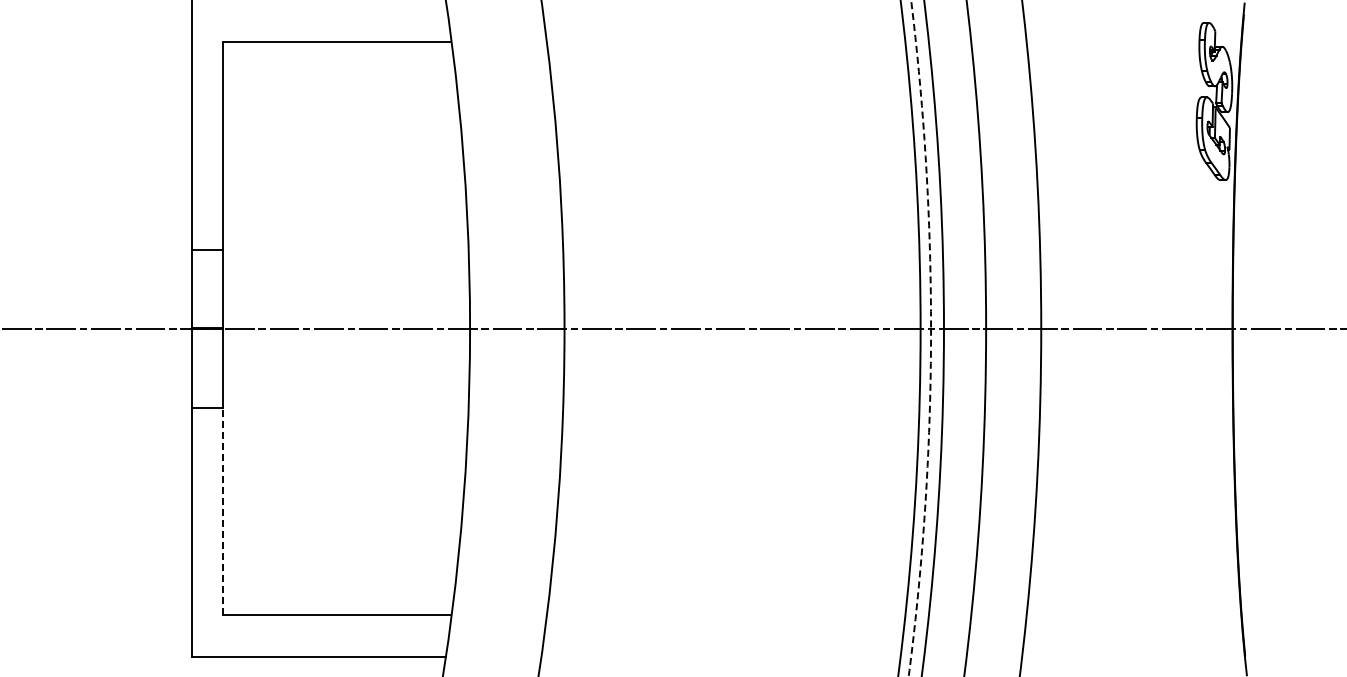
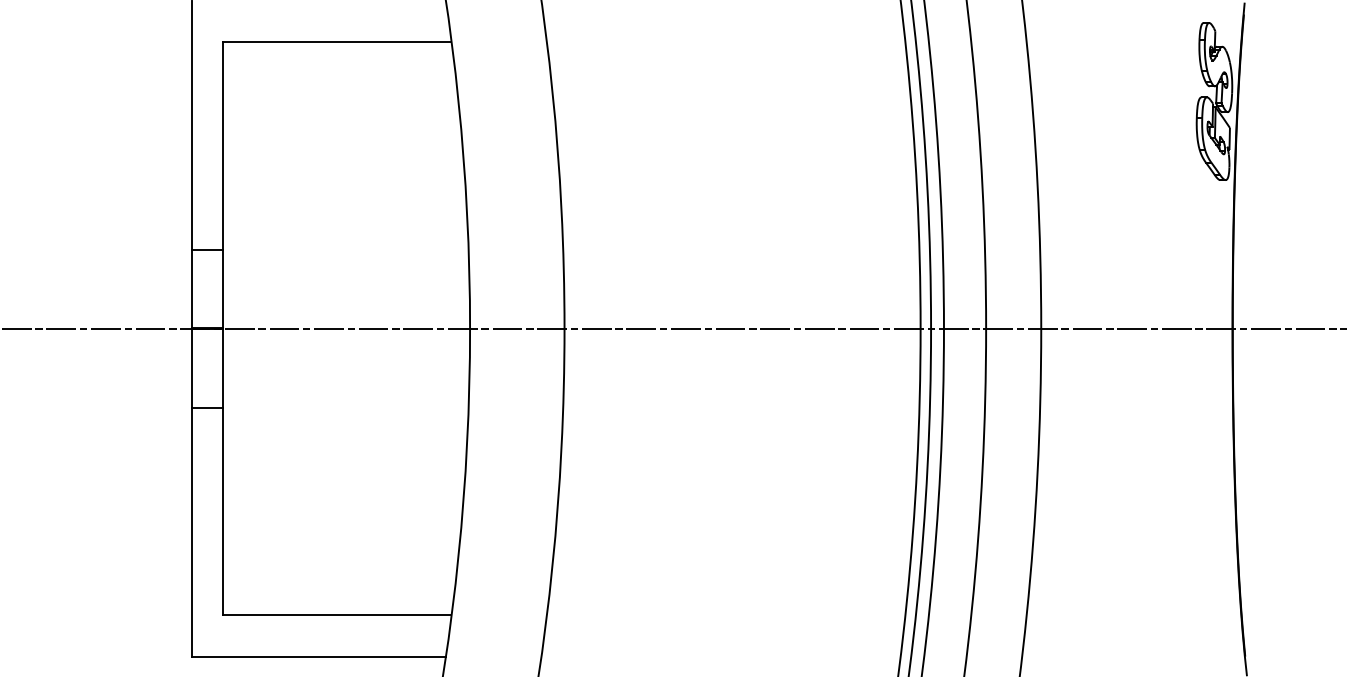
circle: dashed -> solid (919, 338)
line: dashed -> solid (223, 511)
